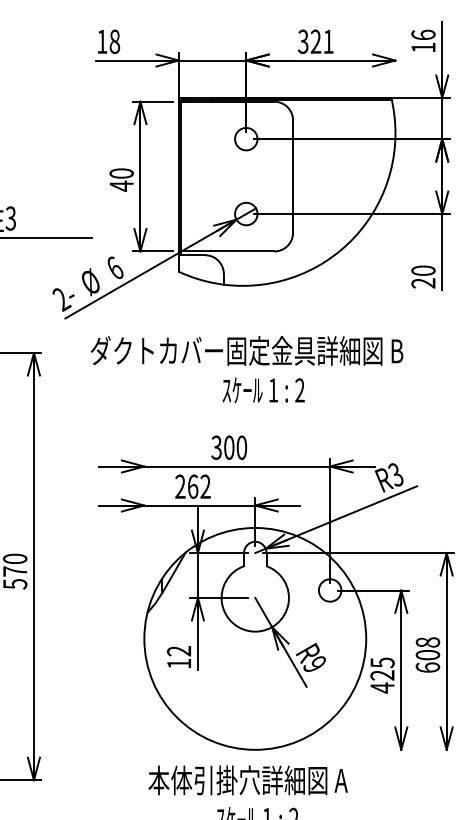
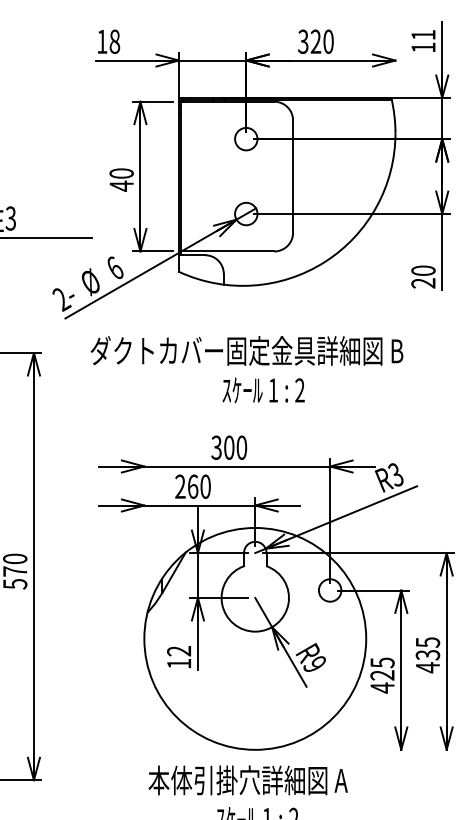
text: 16 -> 11 (423, 34)
text: 321 -> 320 (328, 41)
text: 262 -> 260 (205, 486)
text: 608 -> 435 (427, 655)
